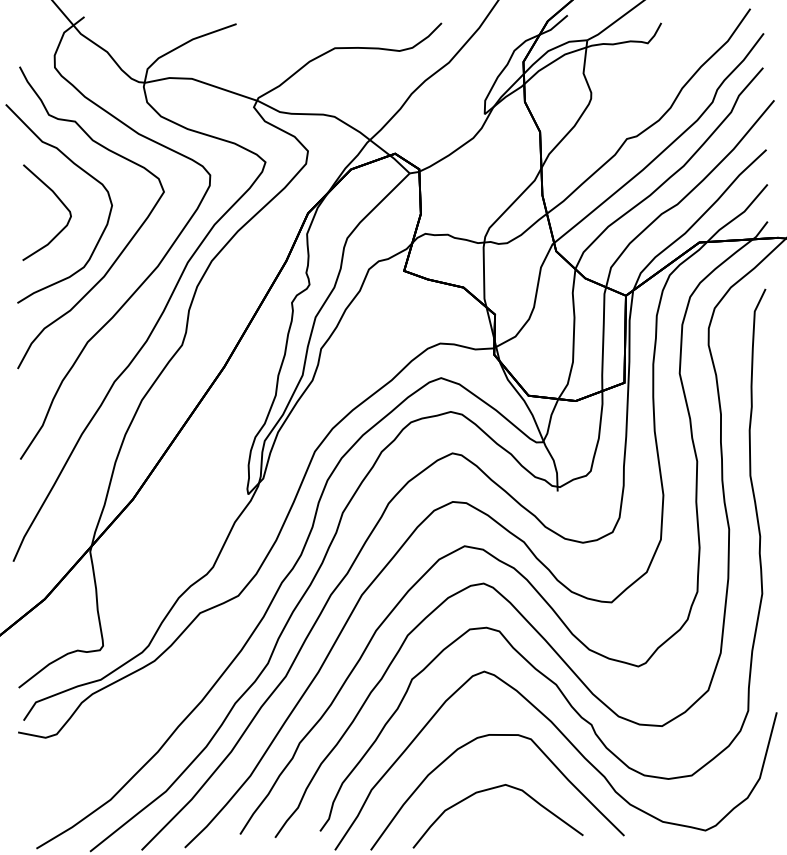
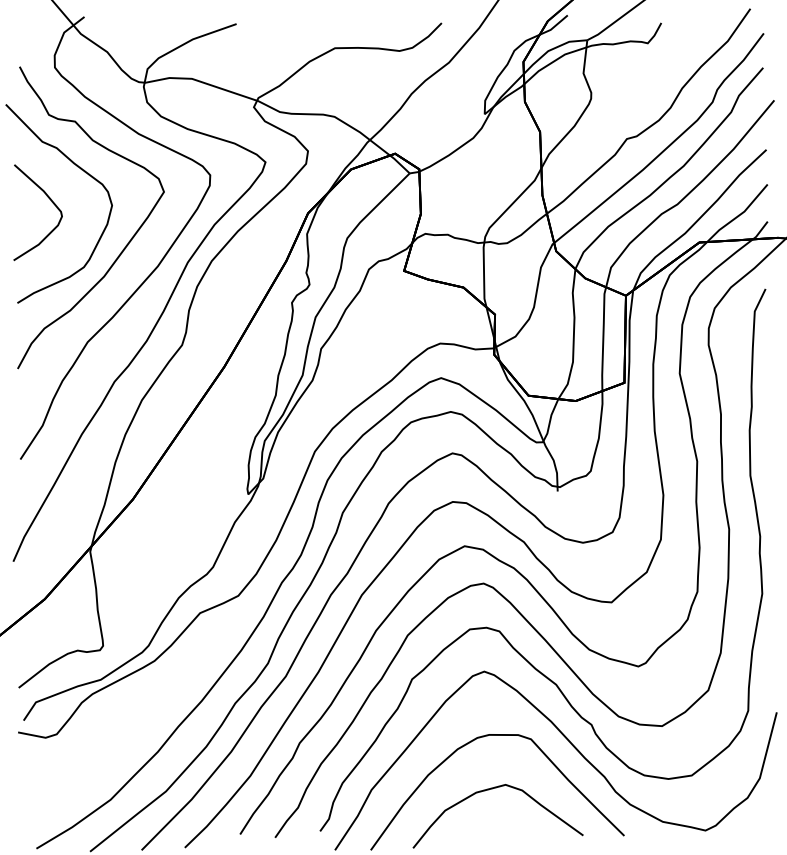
curve position: (60, 202) -> (51, 202) (51, 202)
